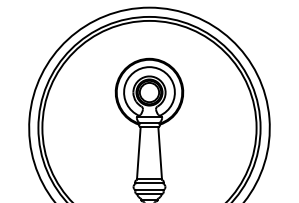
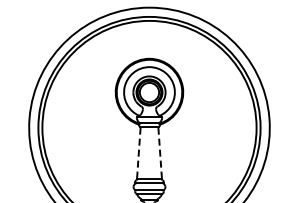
line: solid -> dashed (138, 153)
line: solid -> dashed (160, 153)
